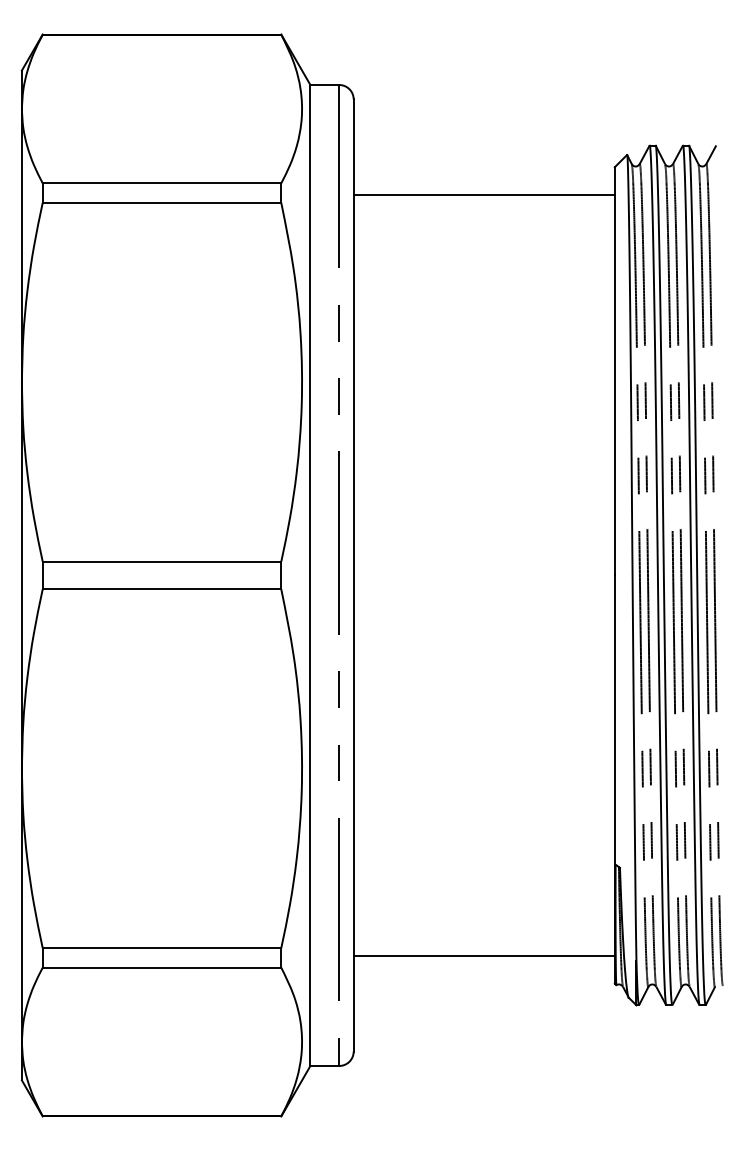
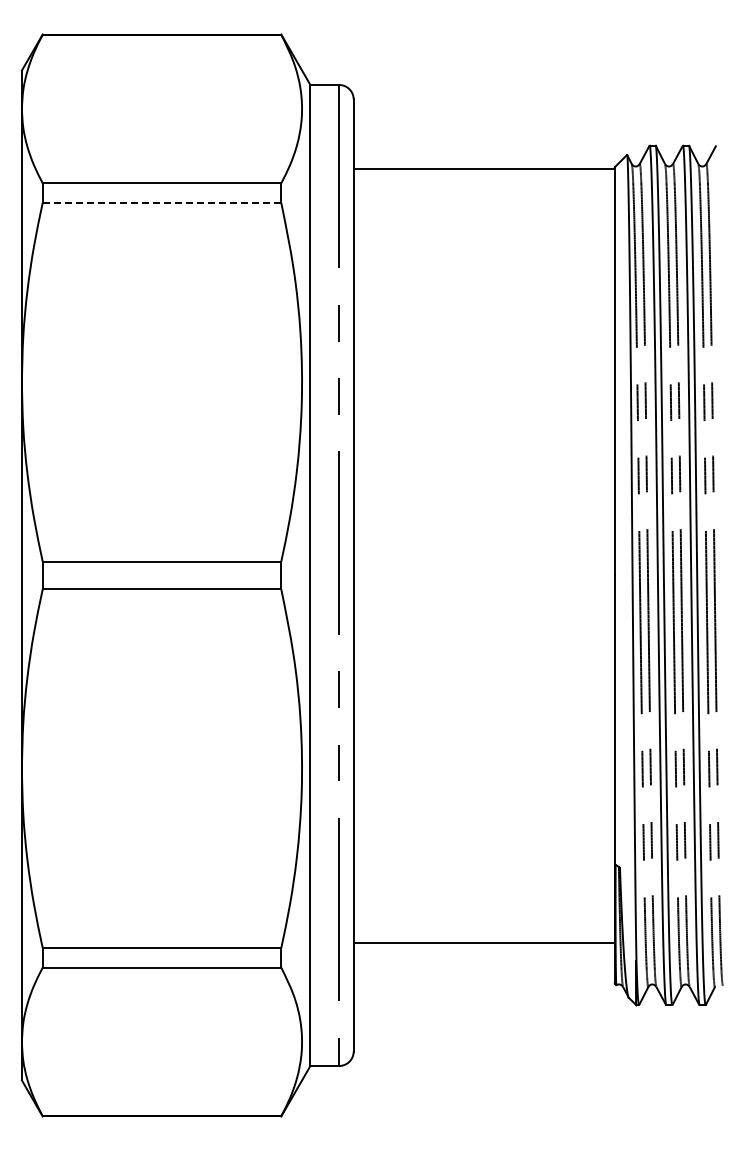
line position: (483, 195) -> (483, 169) (483, 169)
line: solid -> dashed (162, 202)
line position: (483, 955) -> (483, 942) (483, 942)
